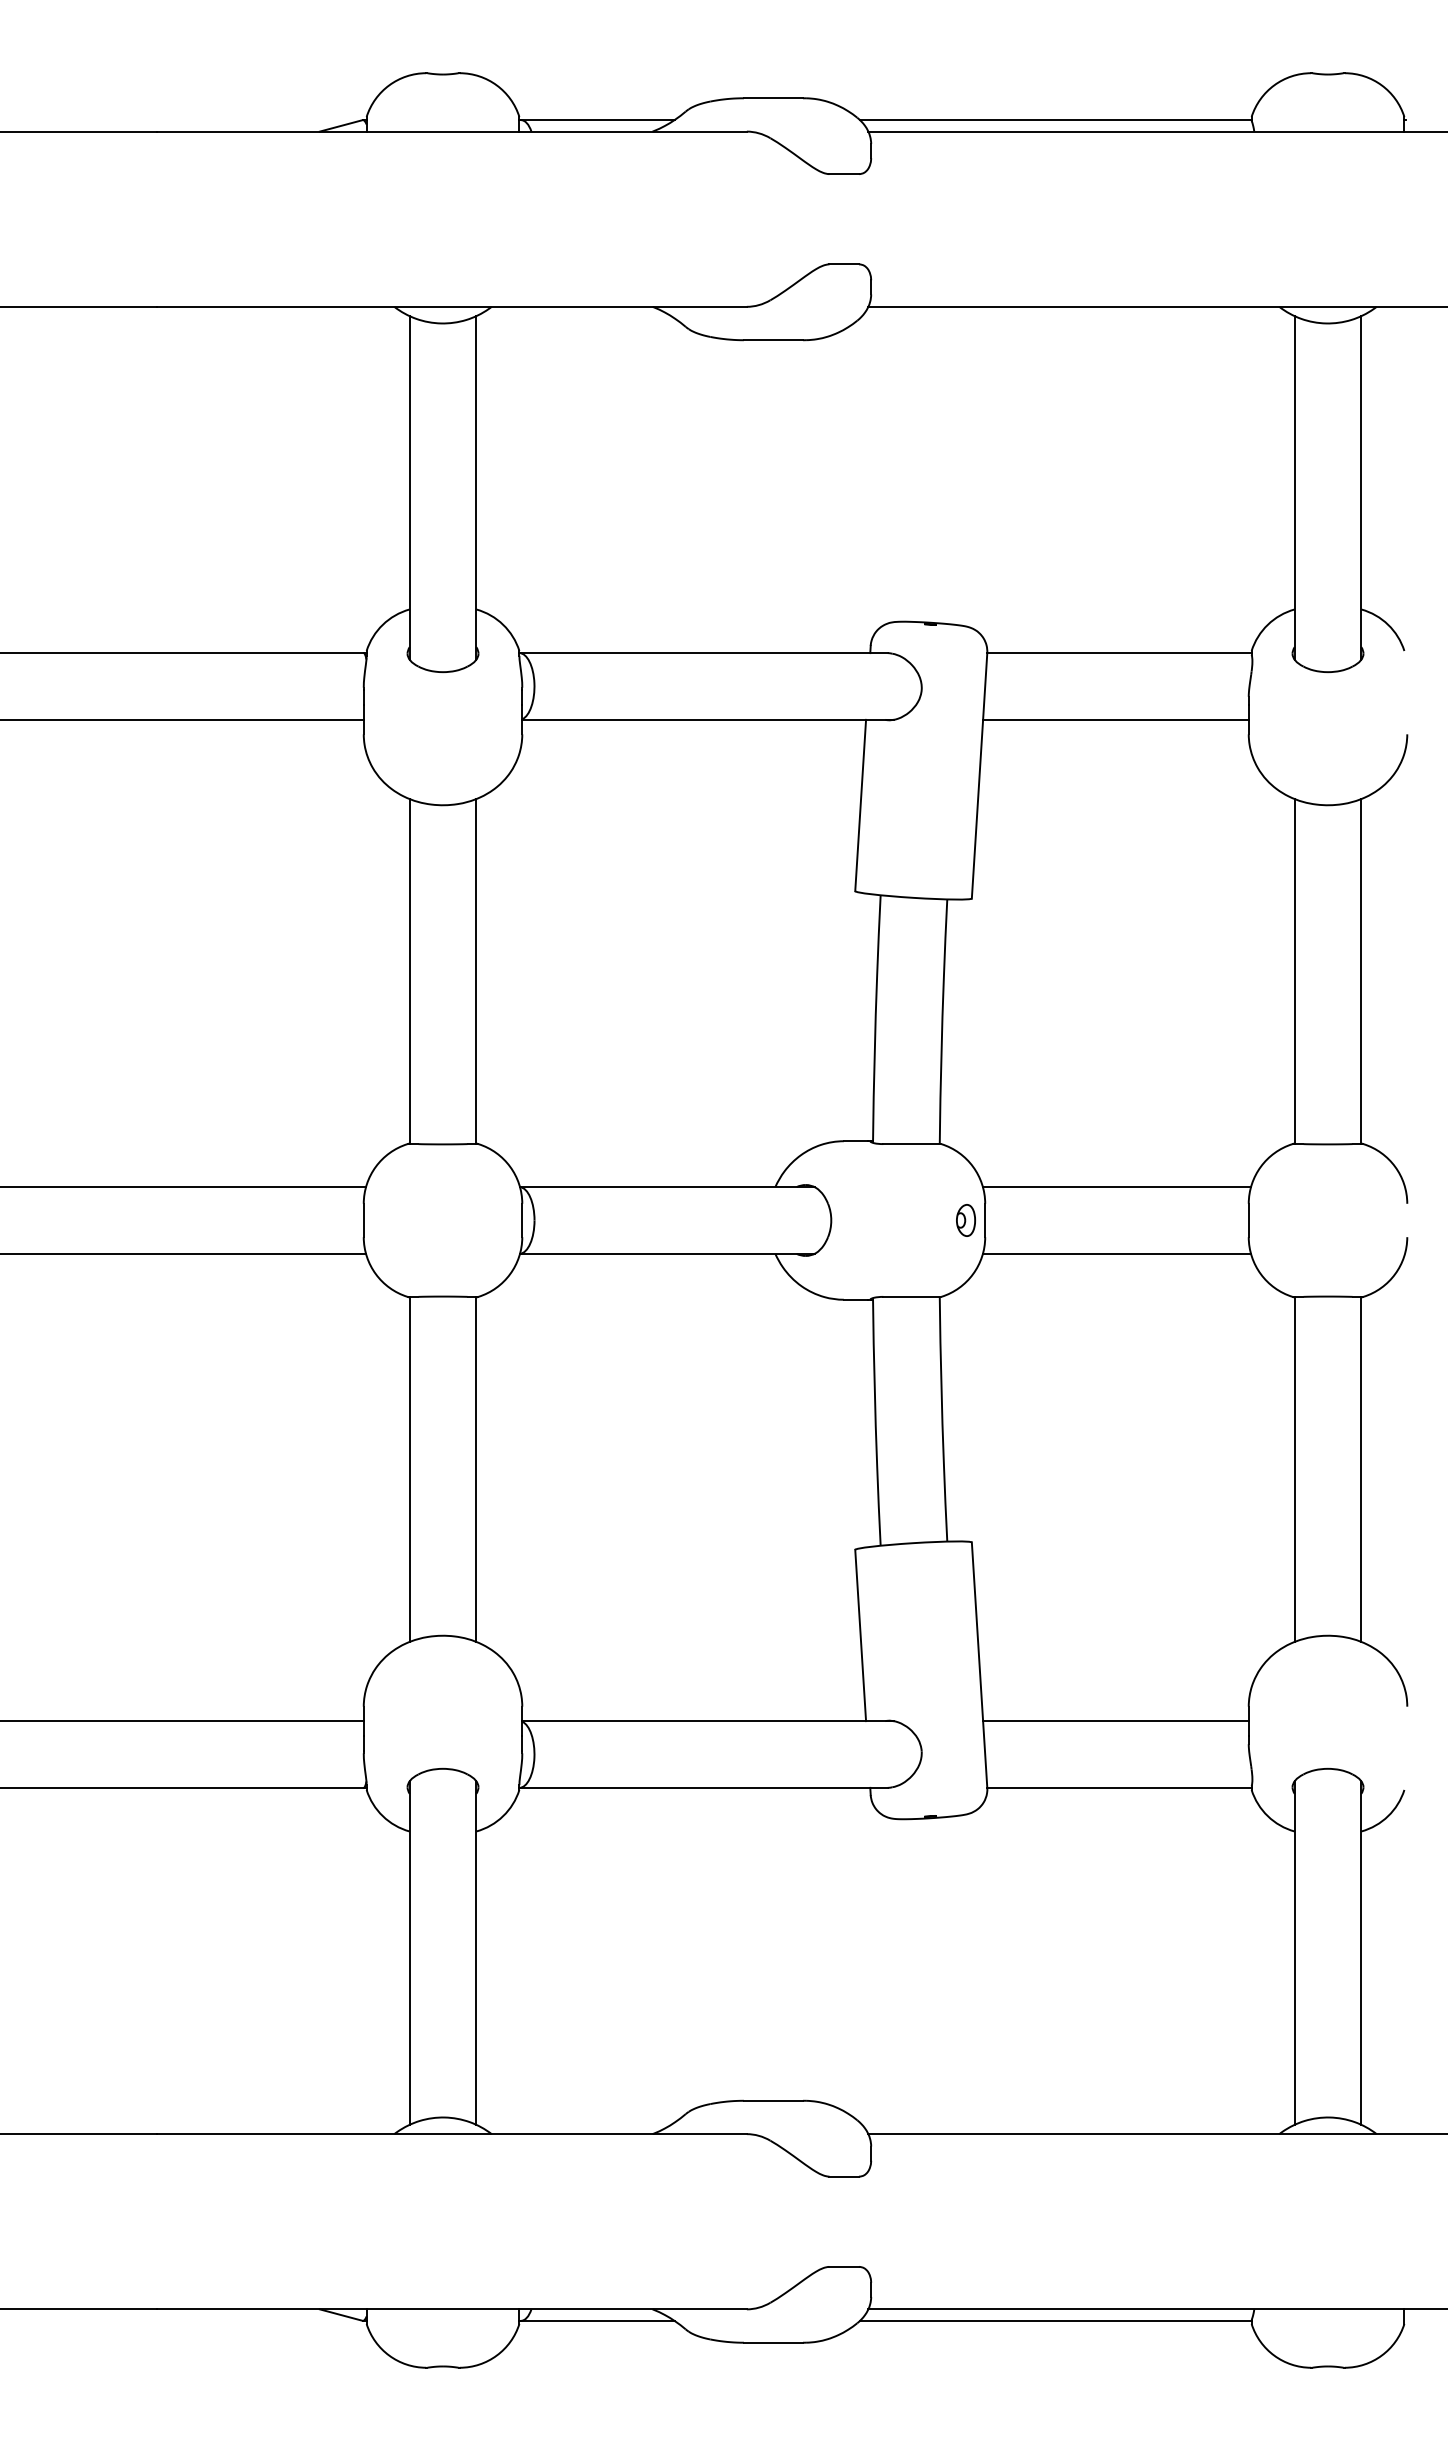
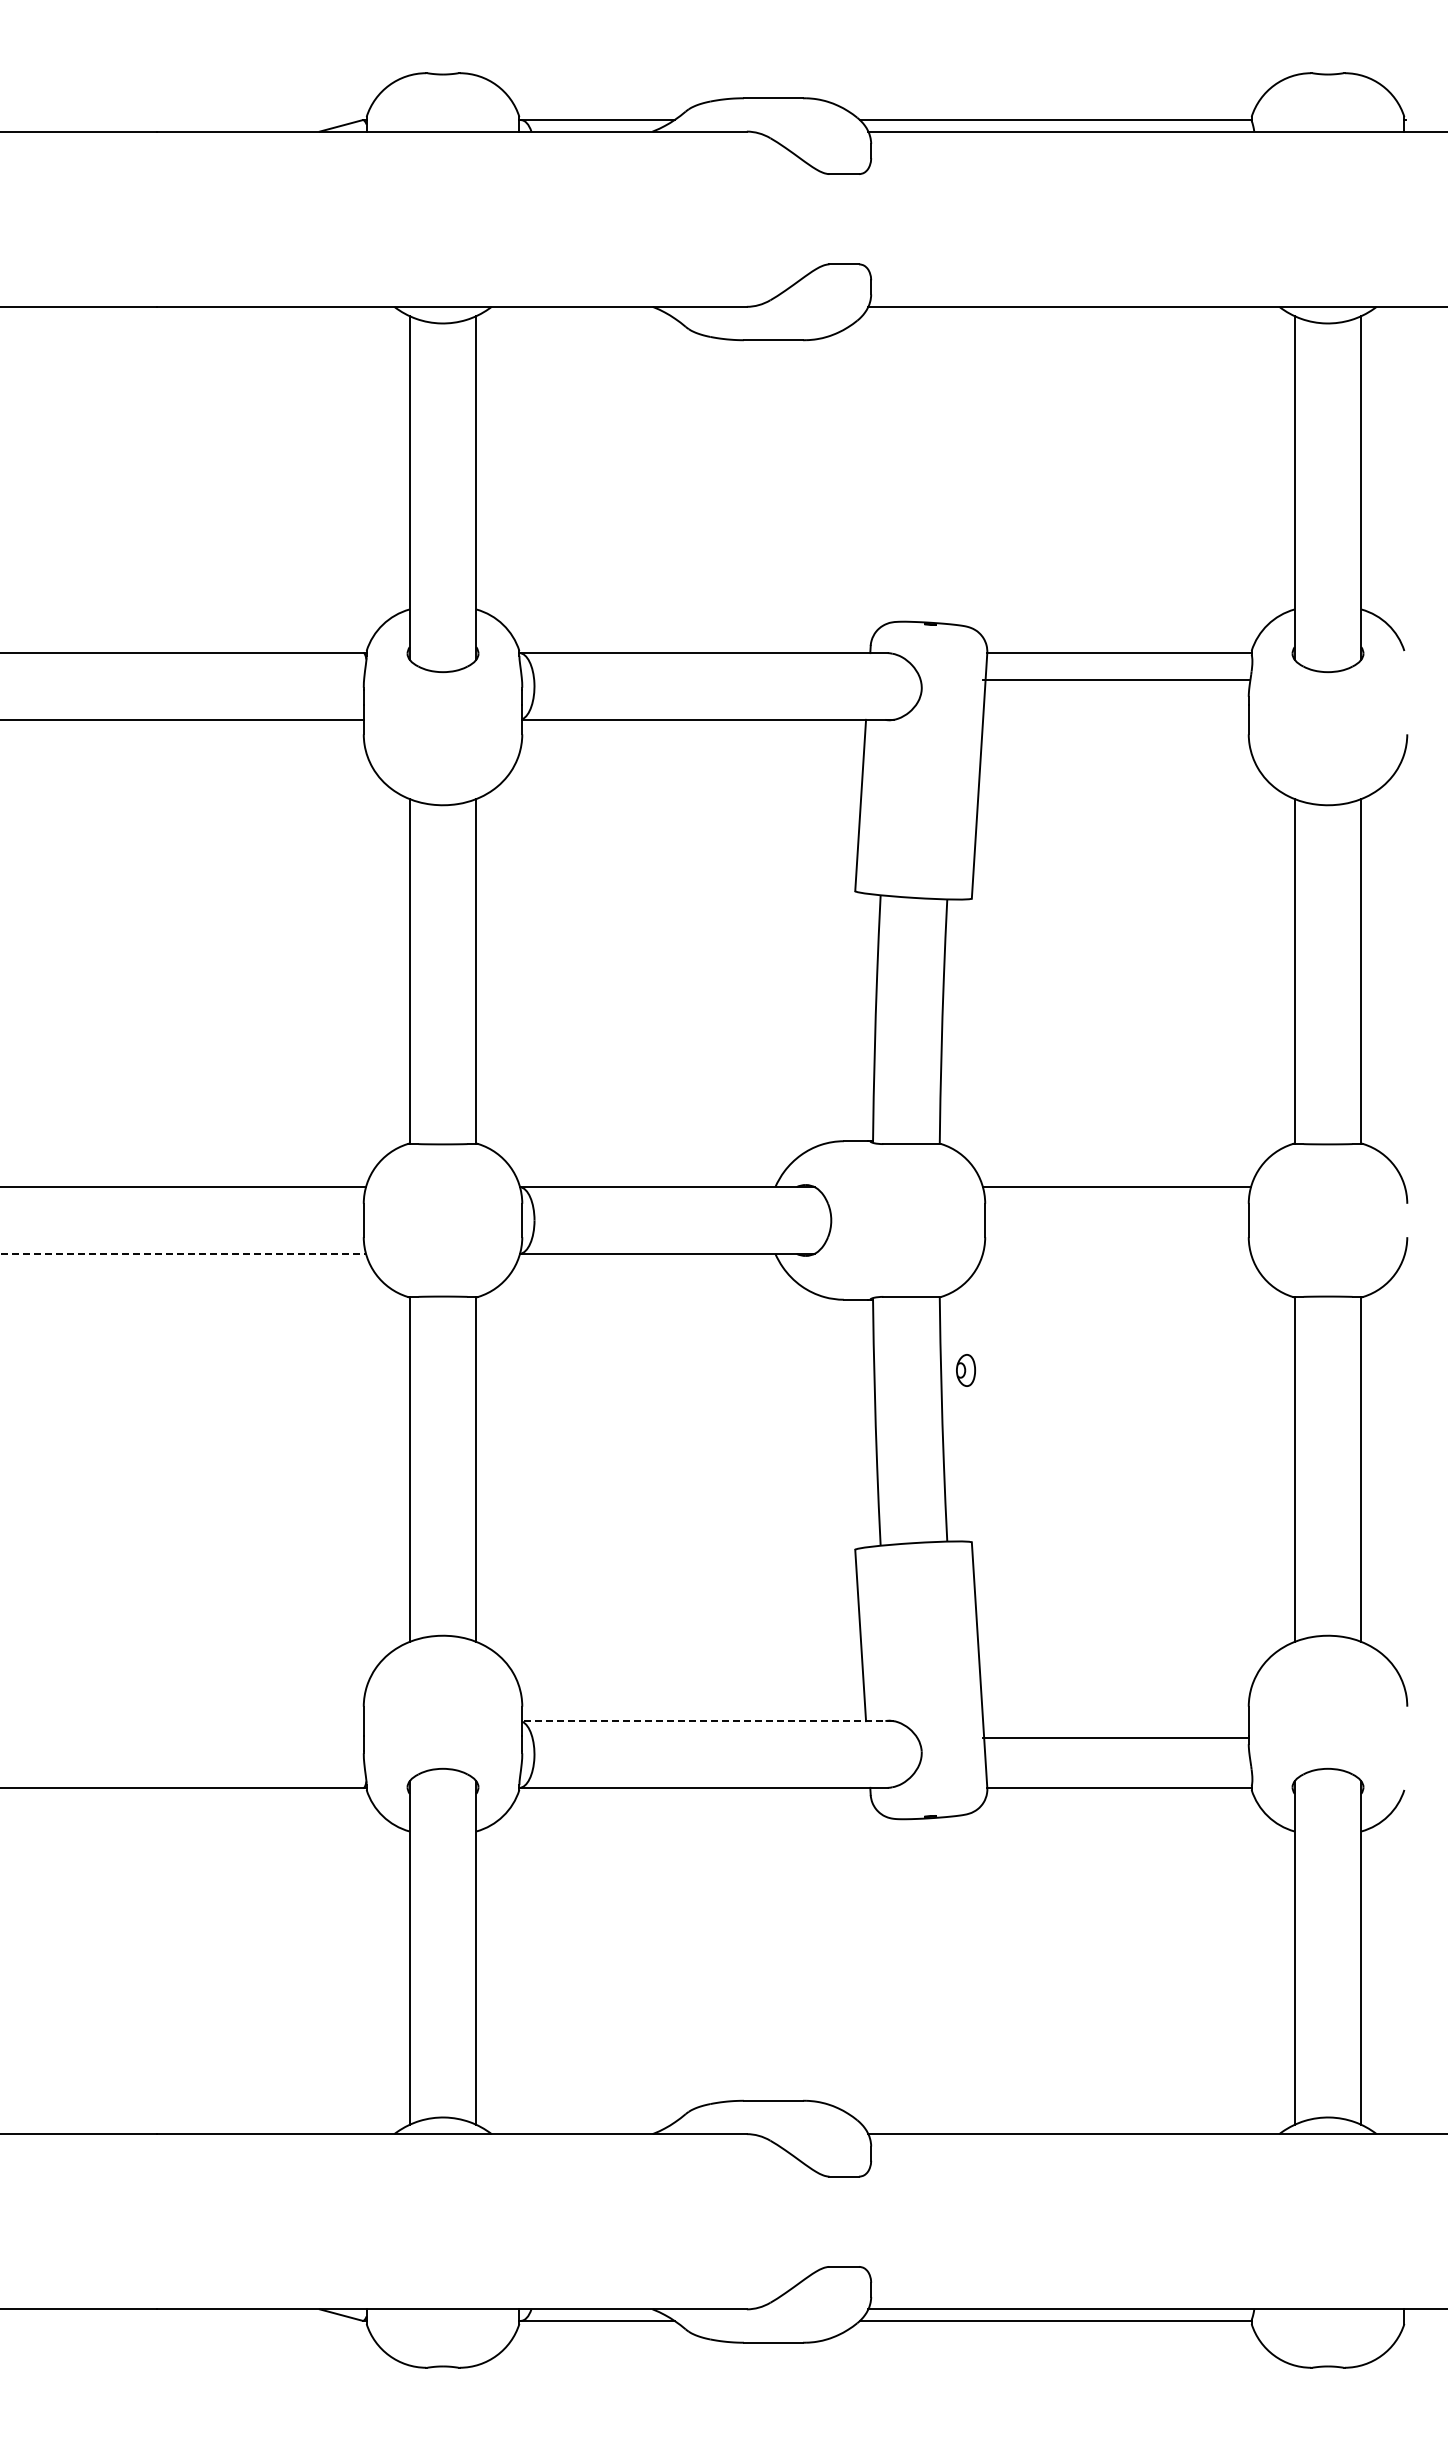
line position: (1115, 719) -> (1115, 679) (1115, 679)
part position: (965, 1220) -> (965, 1370) (965, 1370)
line: solid -> dashed (183, 1253)
line: present -> none (1116, 1253)
line: present -> none (182, 1721)
line: solid -> dashed (708, 1721)
line position: (1115, 1721) -> (1115, 1738) (1115, 1738)
